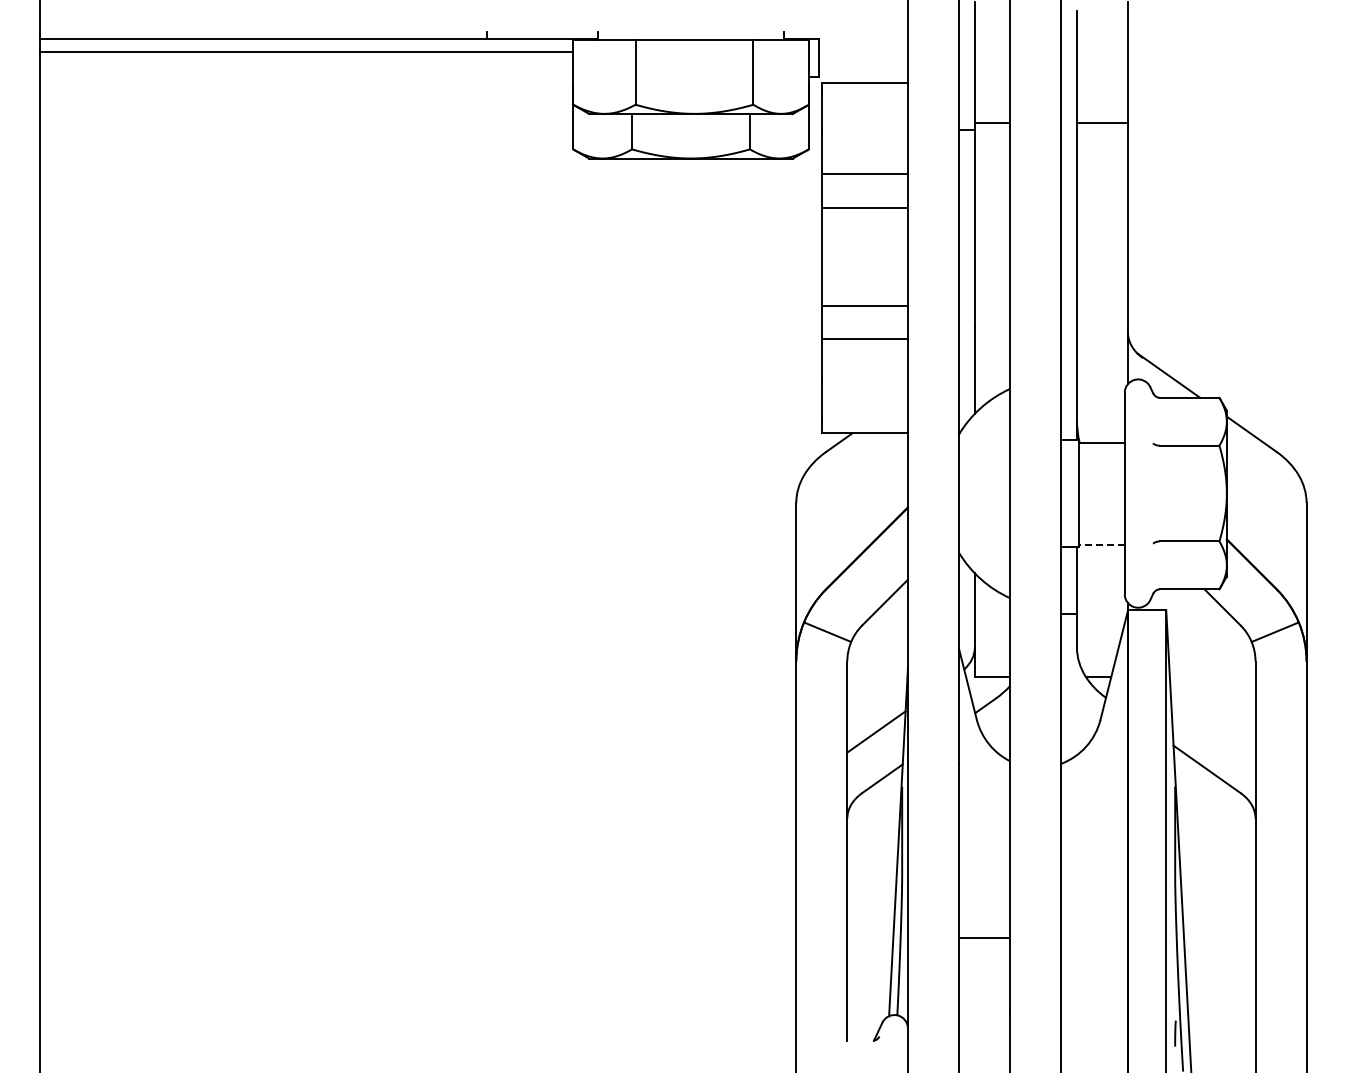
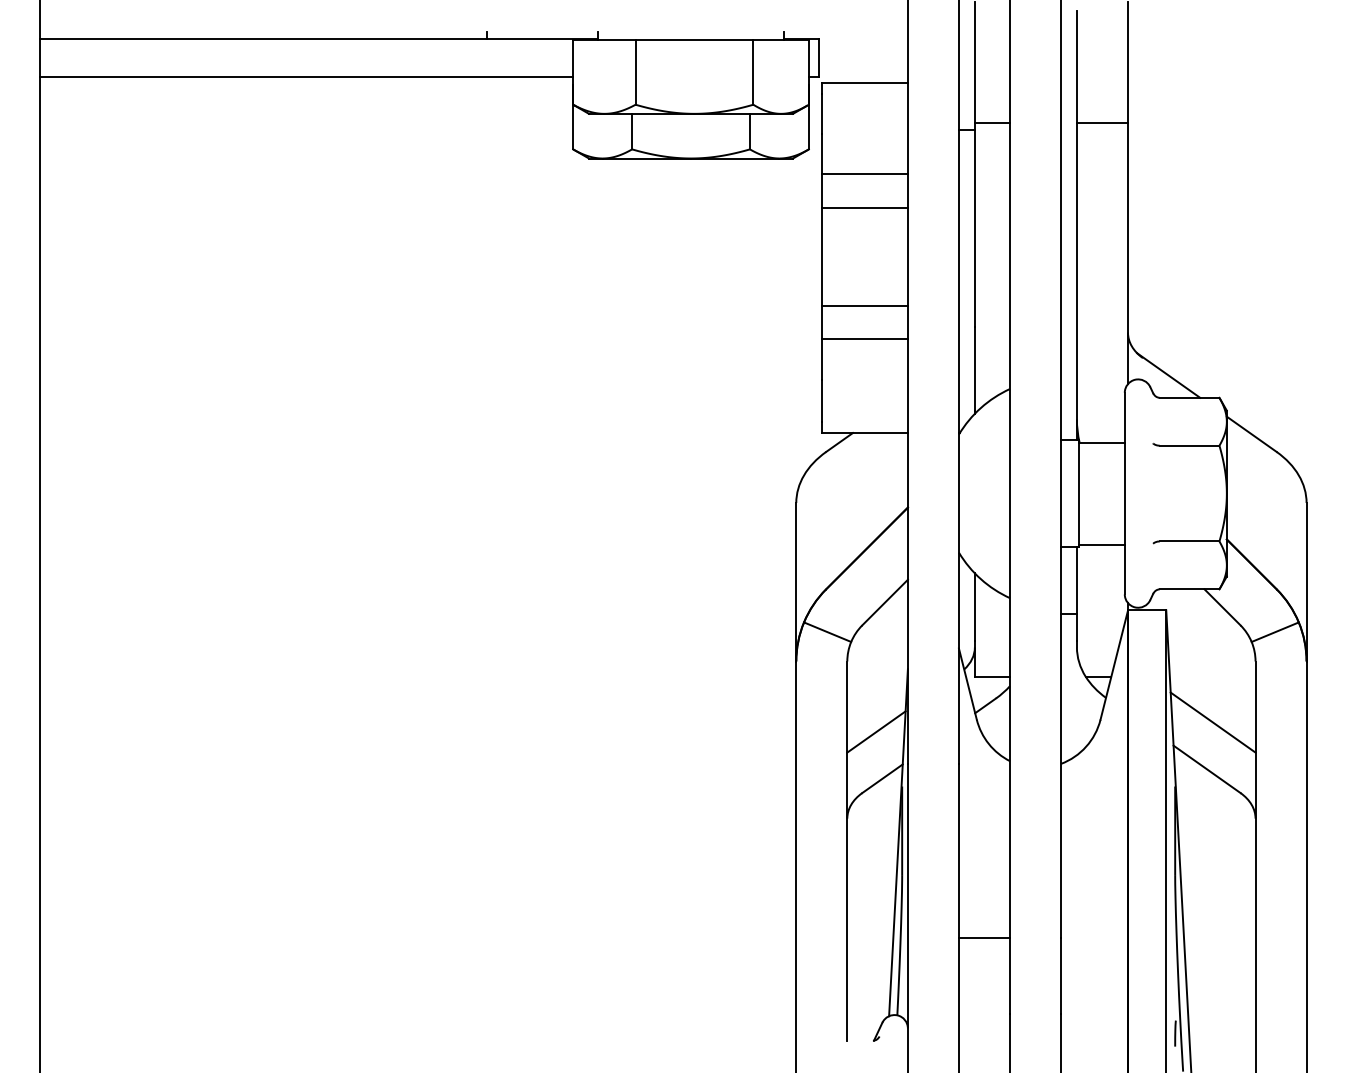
line position: (306, 51) -> (306, 76) (306, 76)
line: dashed -> solid (1101, 544)
line: none -> present (1212, 722)
